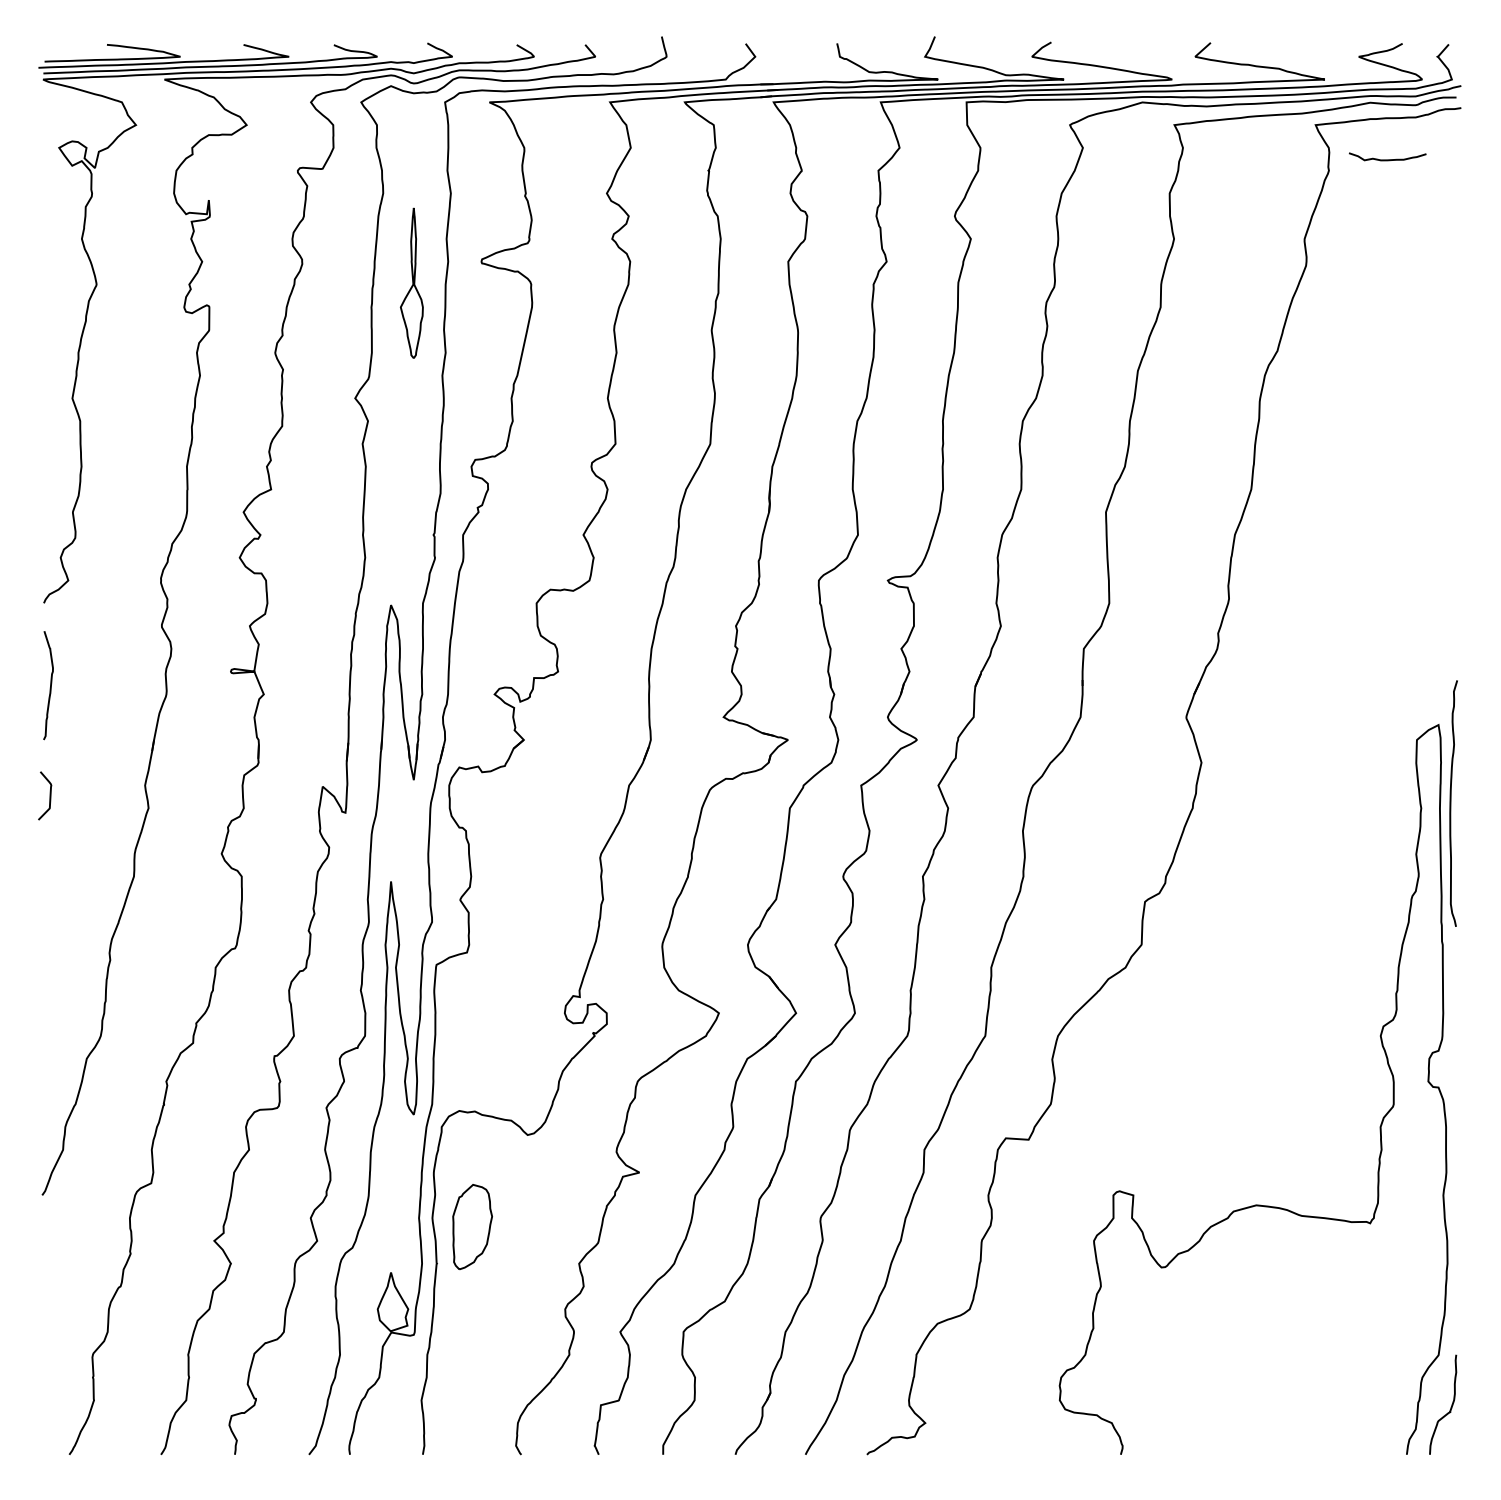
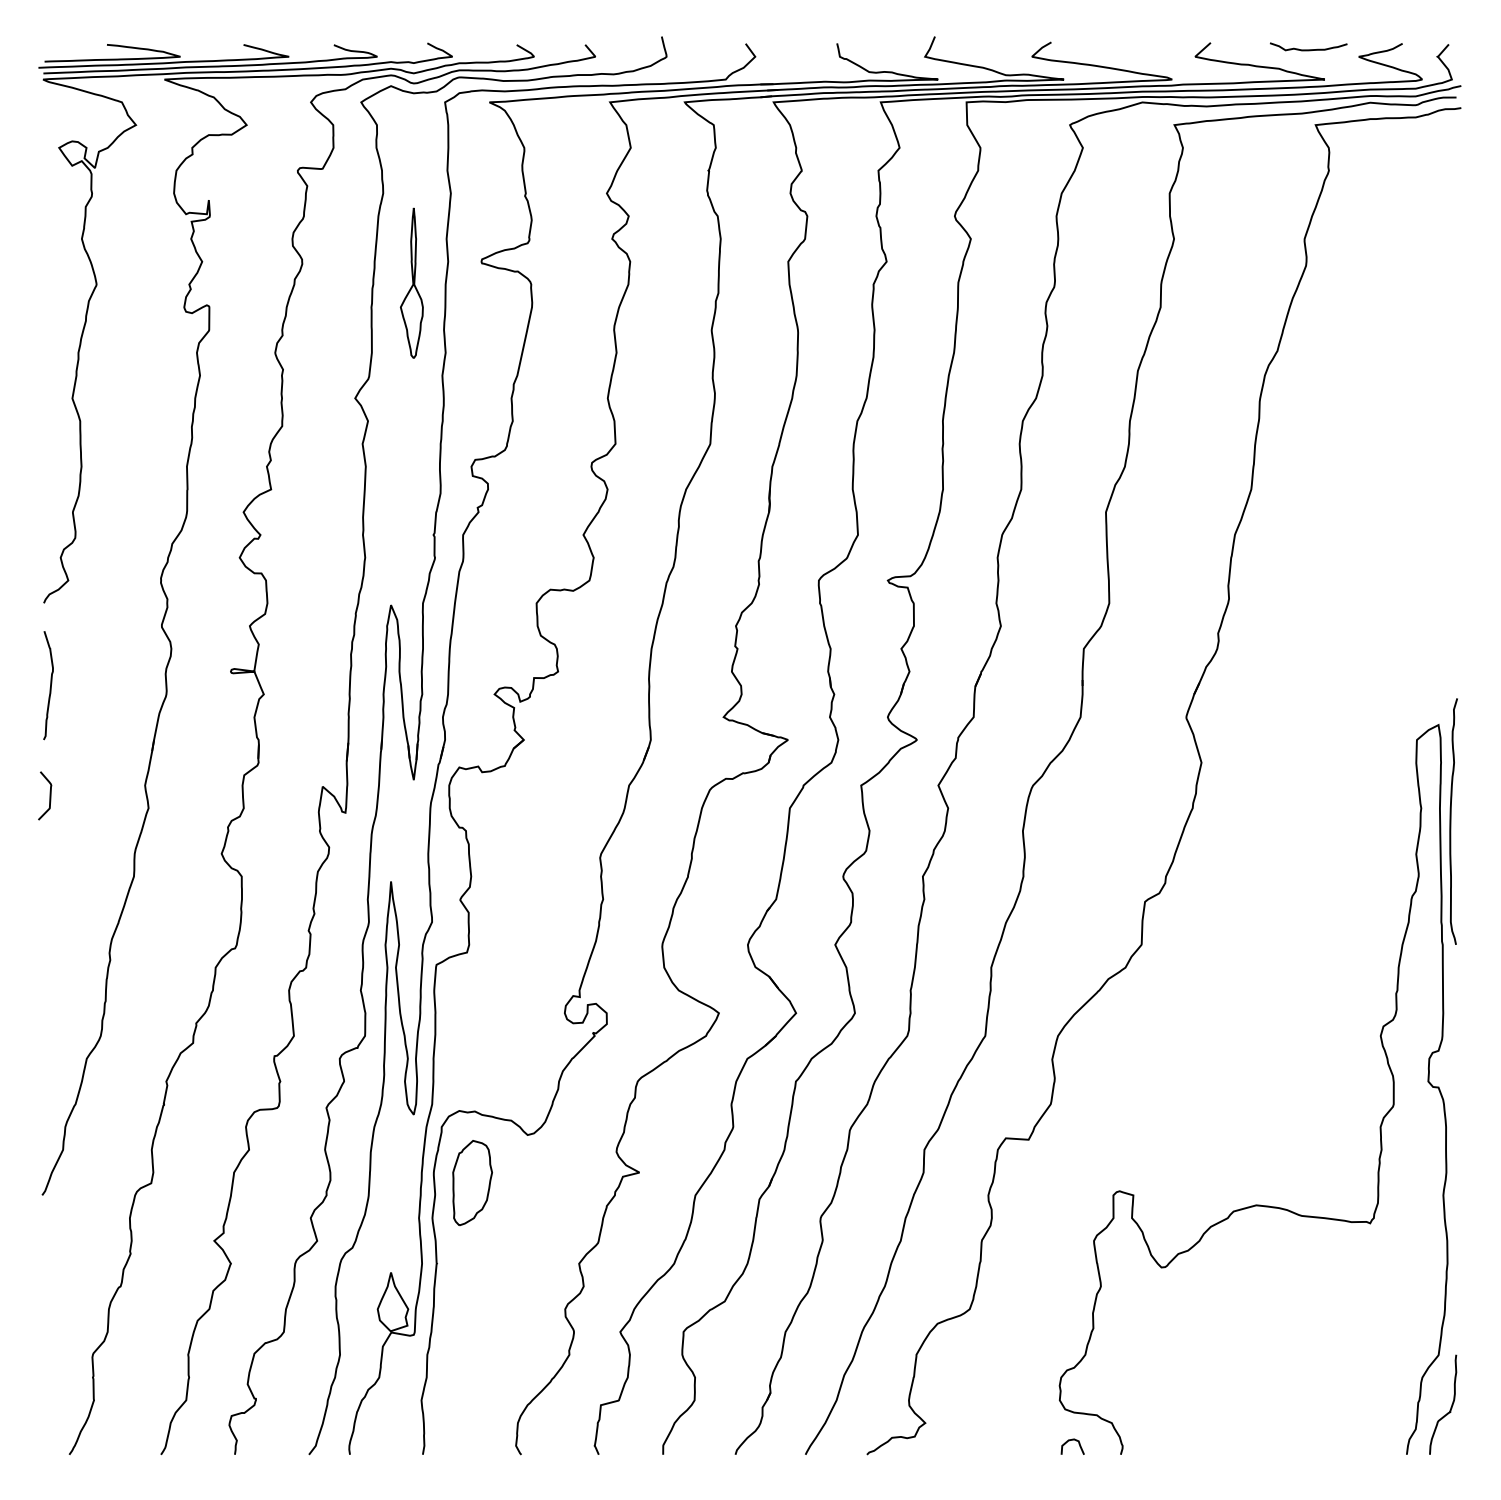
curve position: (1387, 159) -> (1308, 49) (1308, 49)
curve position: (1451, 803) -> (1451, 821) (1451, 821)
part position: (472, 1226) -> (472, 1182) (472, 1182)
curve: none -> present (1069, 1441)
